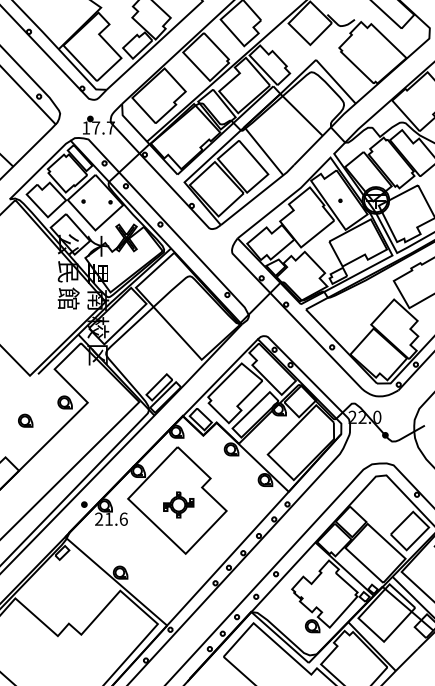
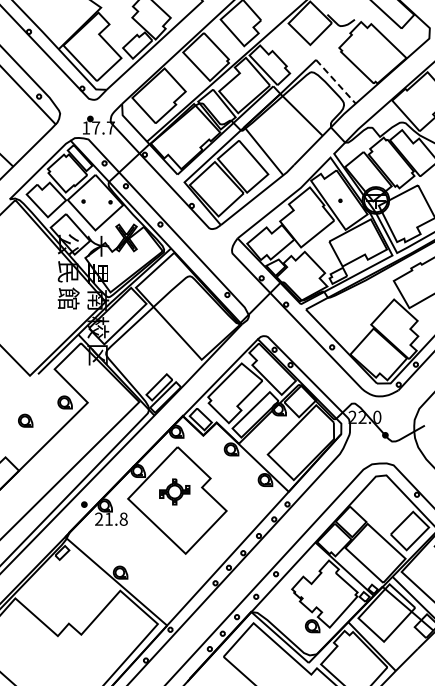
line: solid -> dashed (335, 81)
part position: (178, 504) -> (174, 491) (174, 491)
text: 21.6 -> 21.8 (123, 518)
